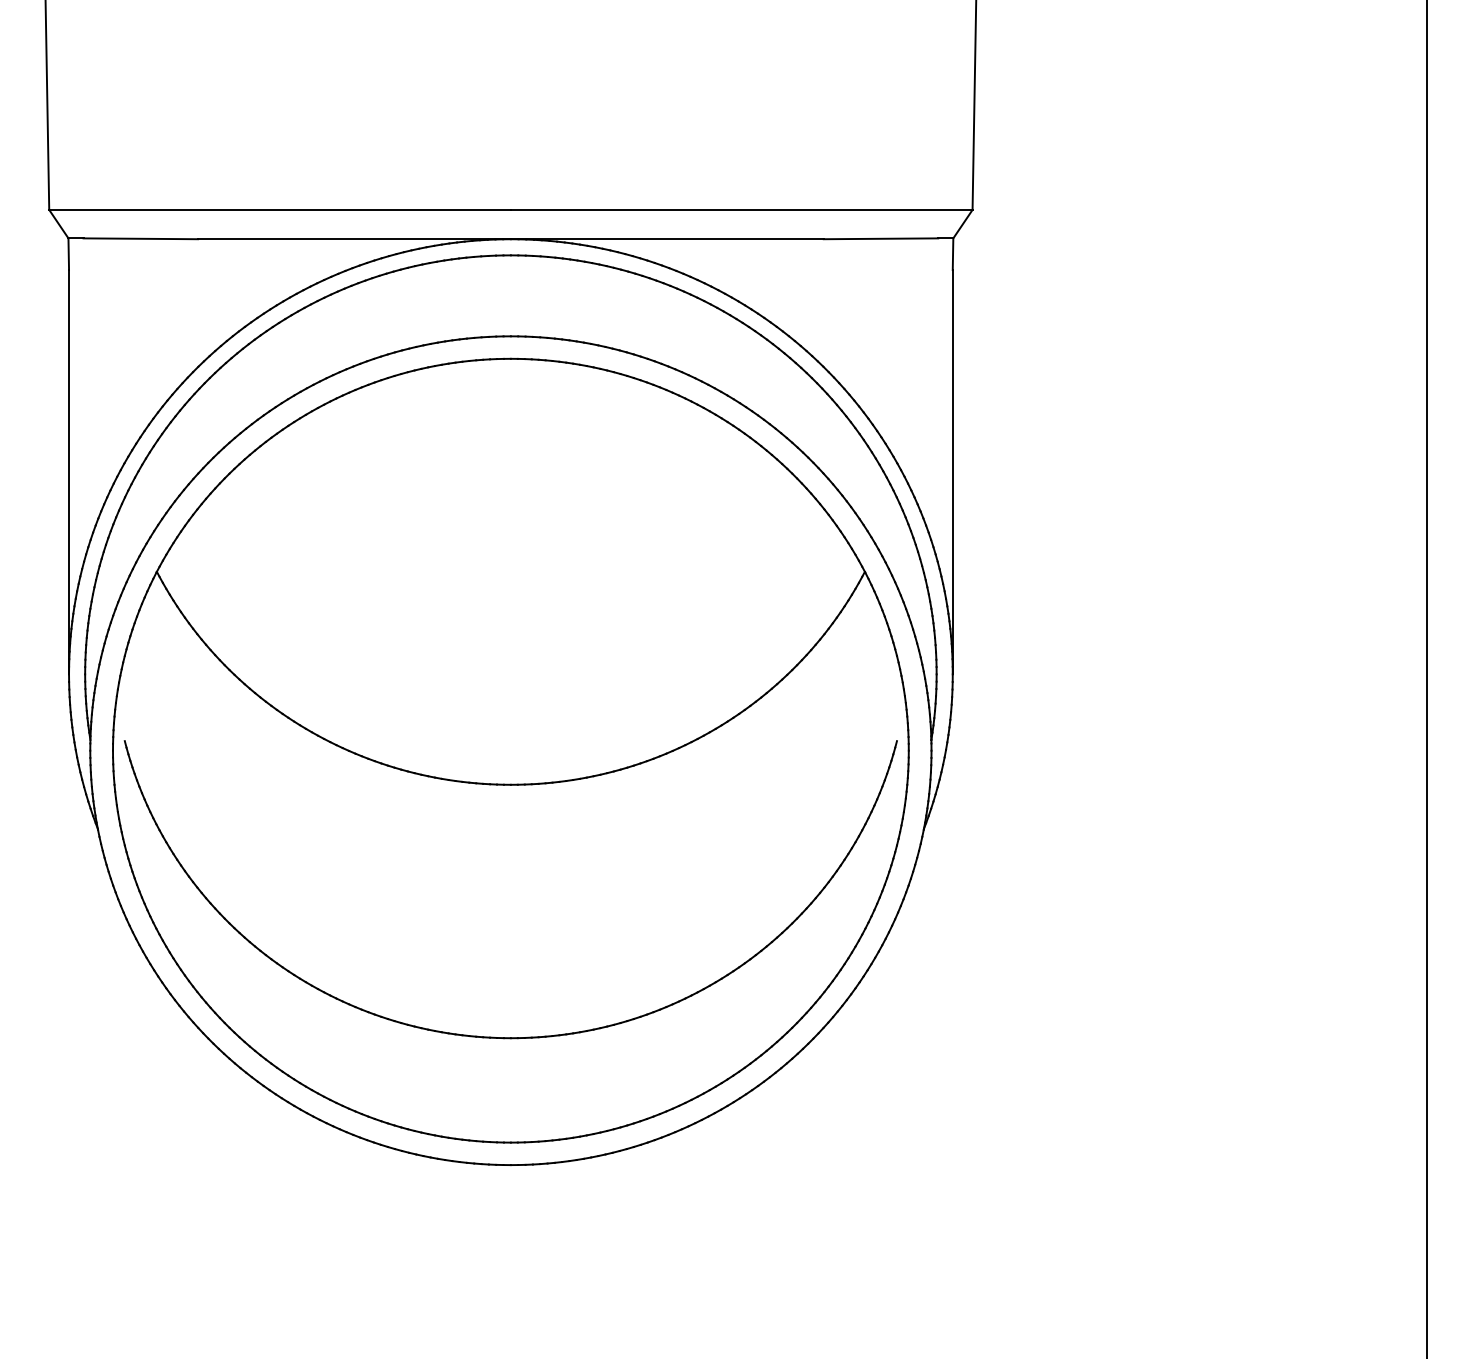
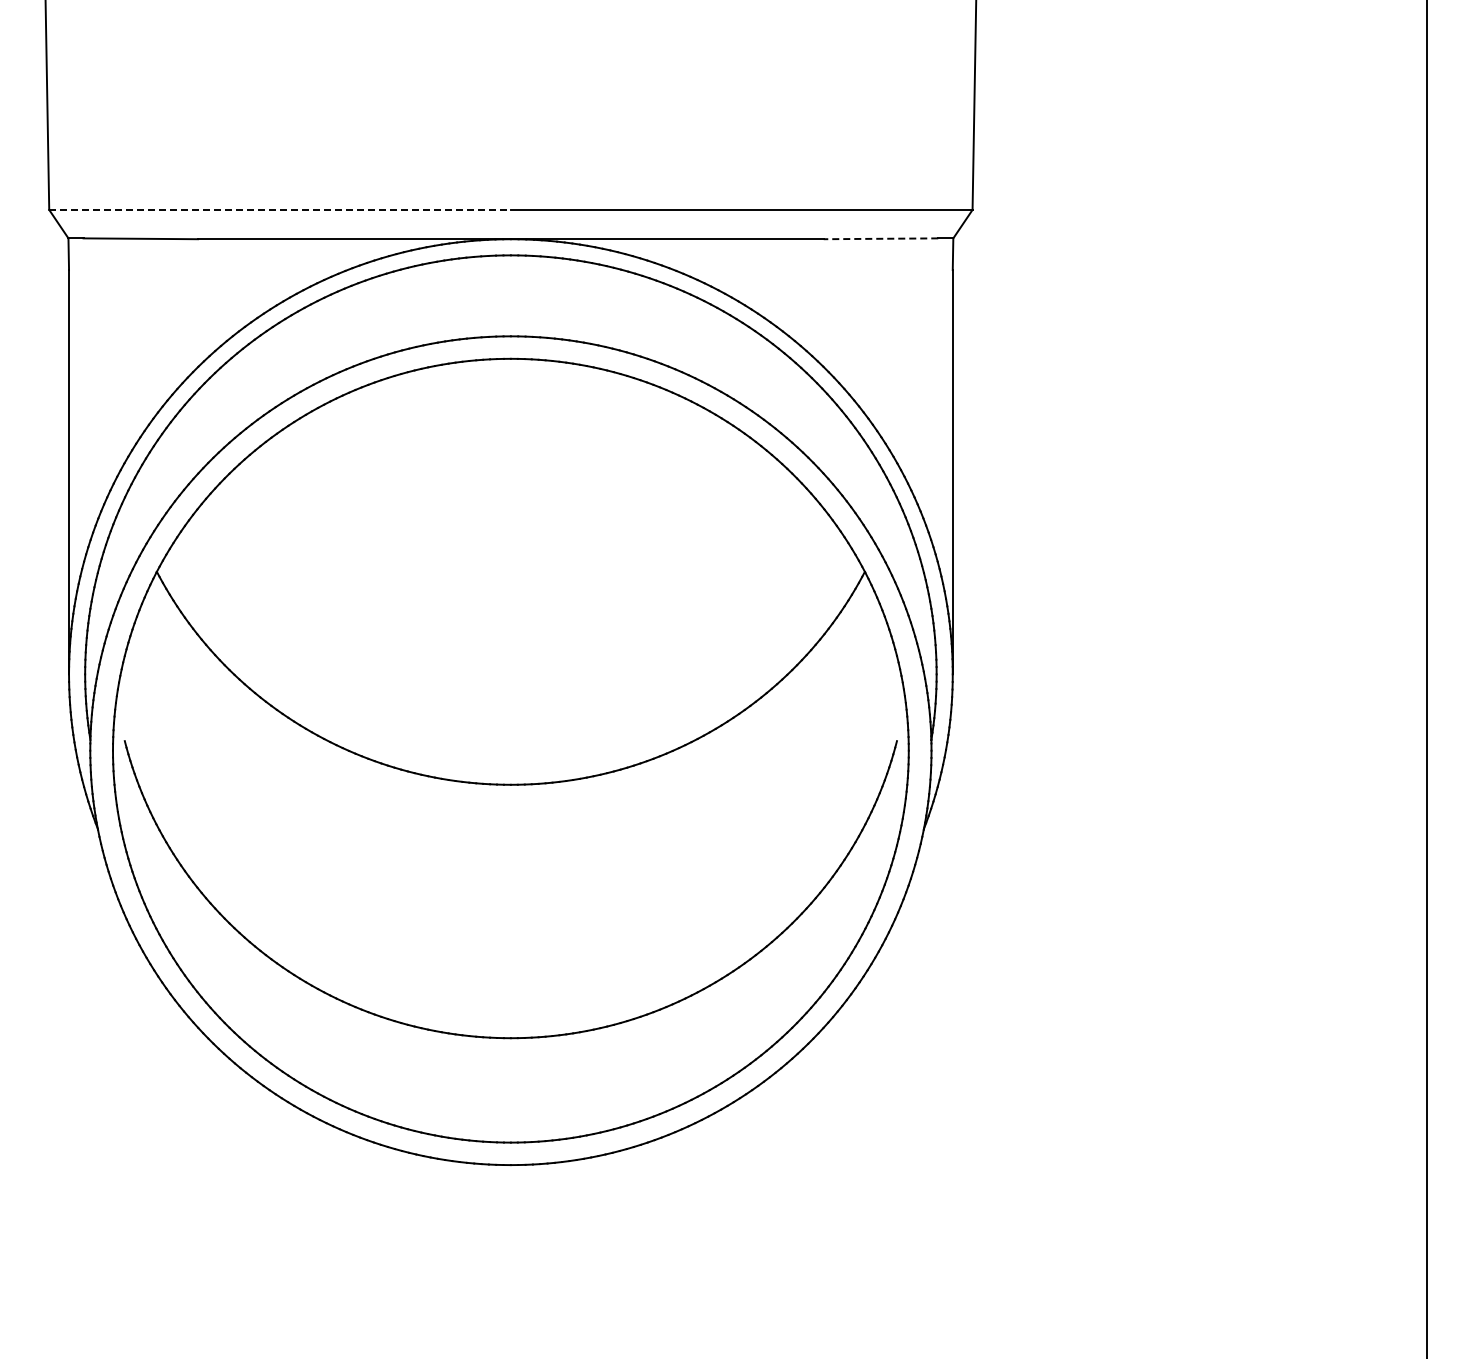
line: solid -> dashed (280, 209)
line: solid -> dashed (880, 238)
